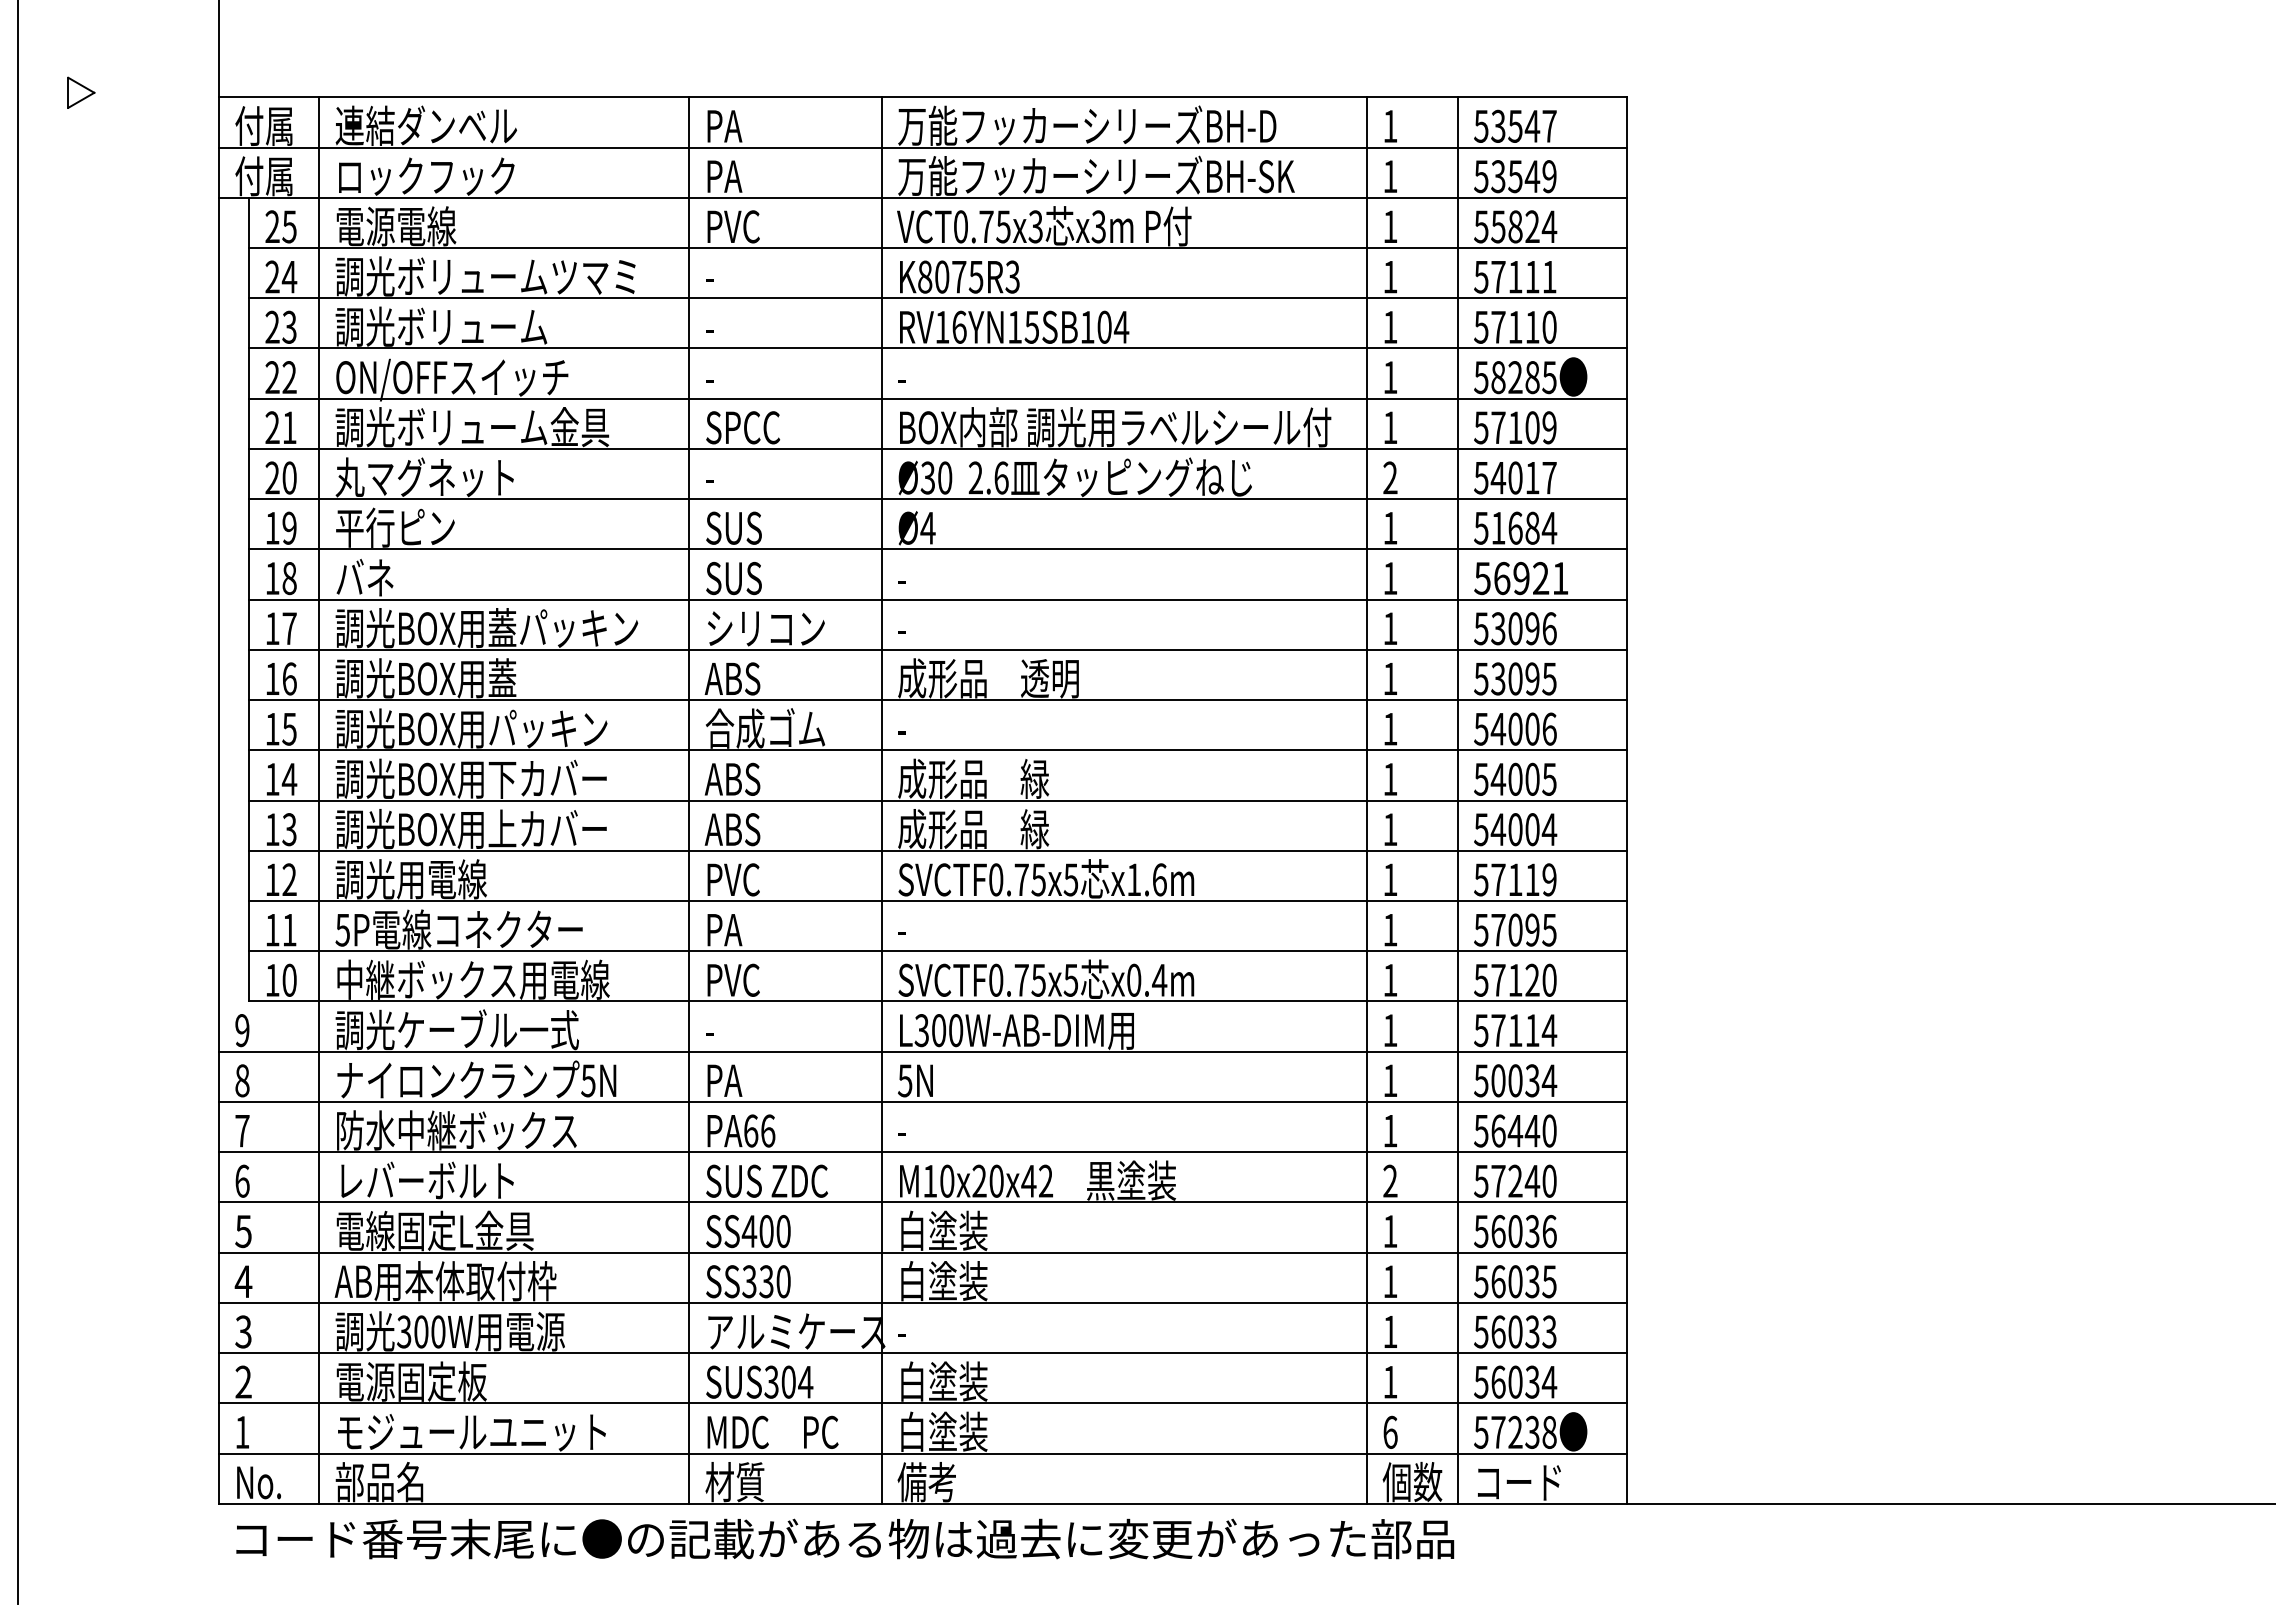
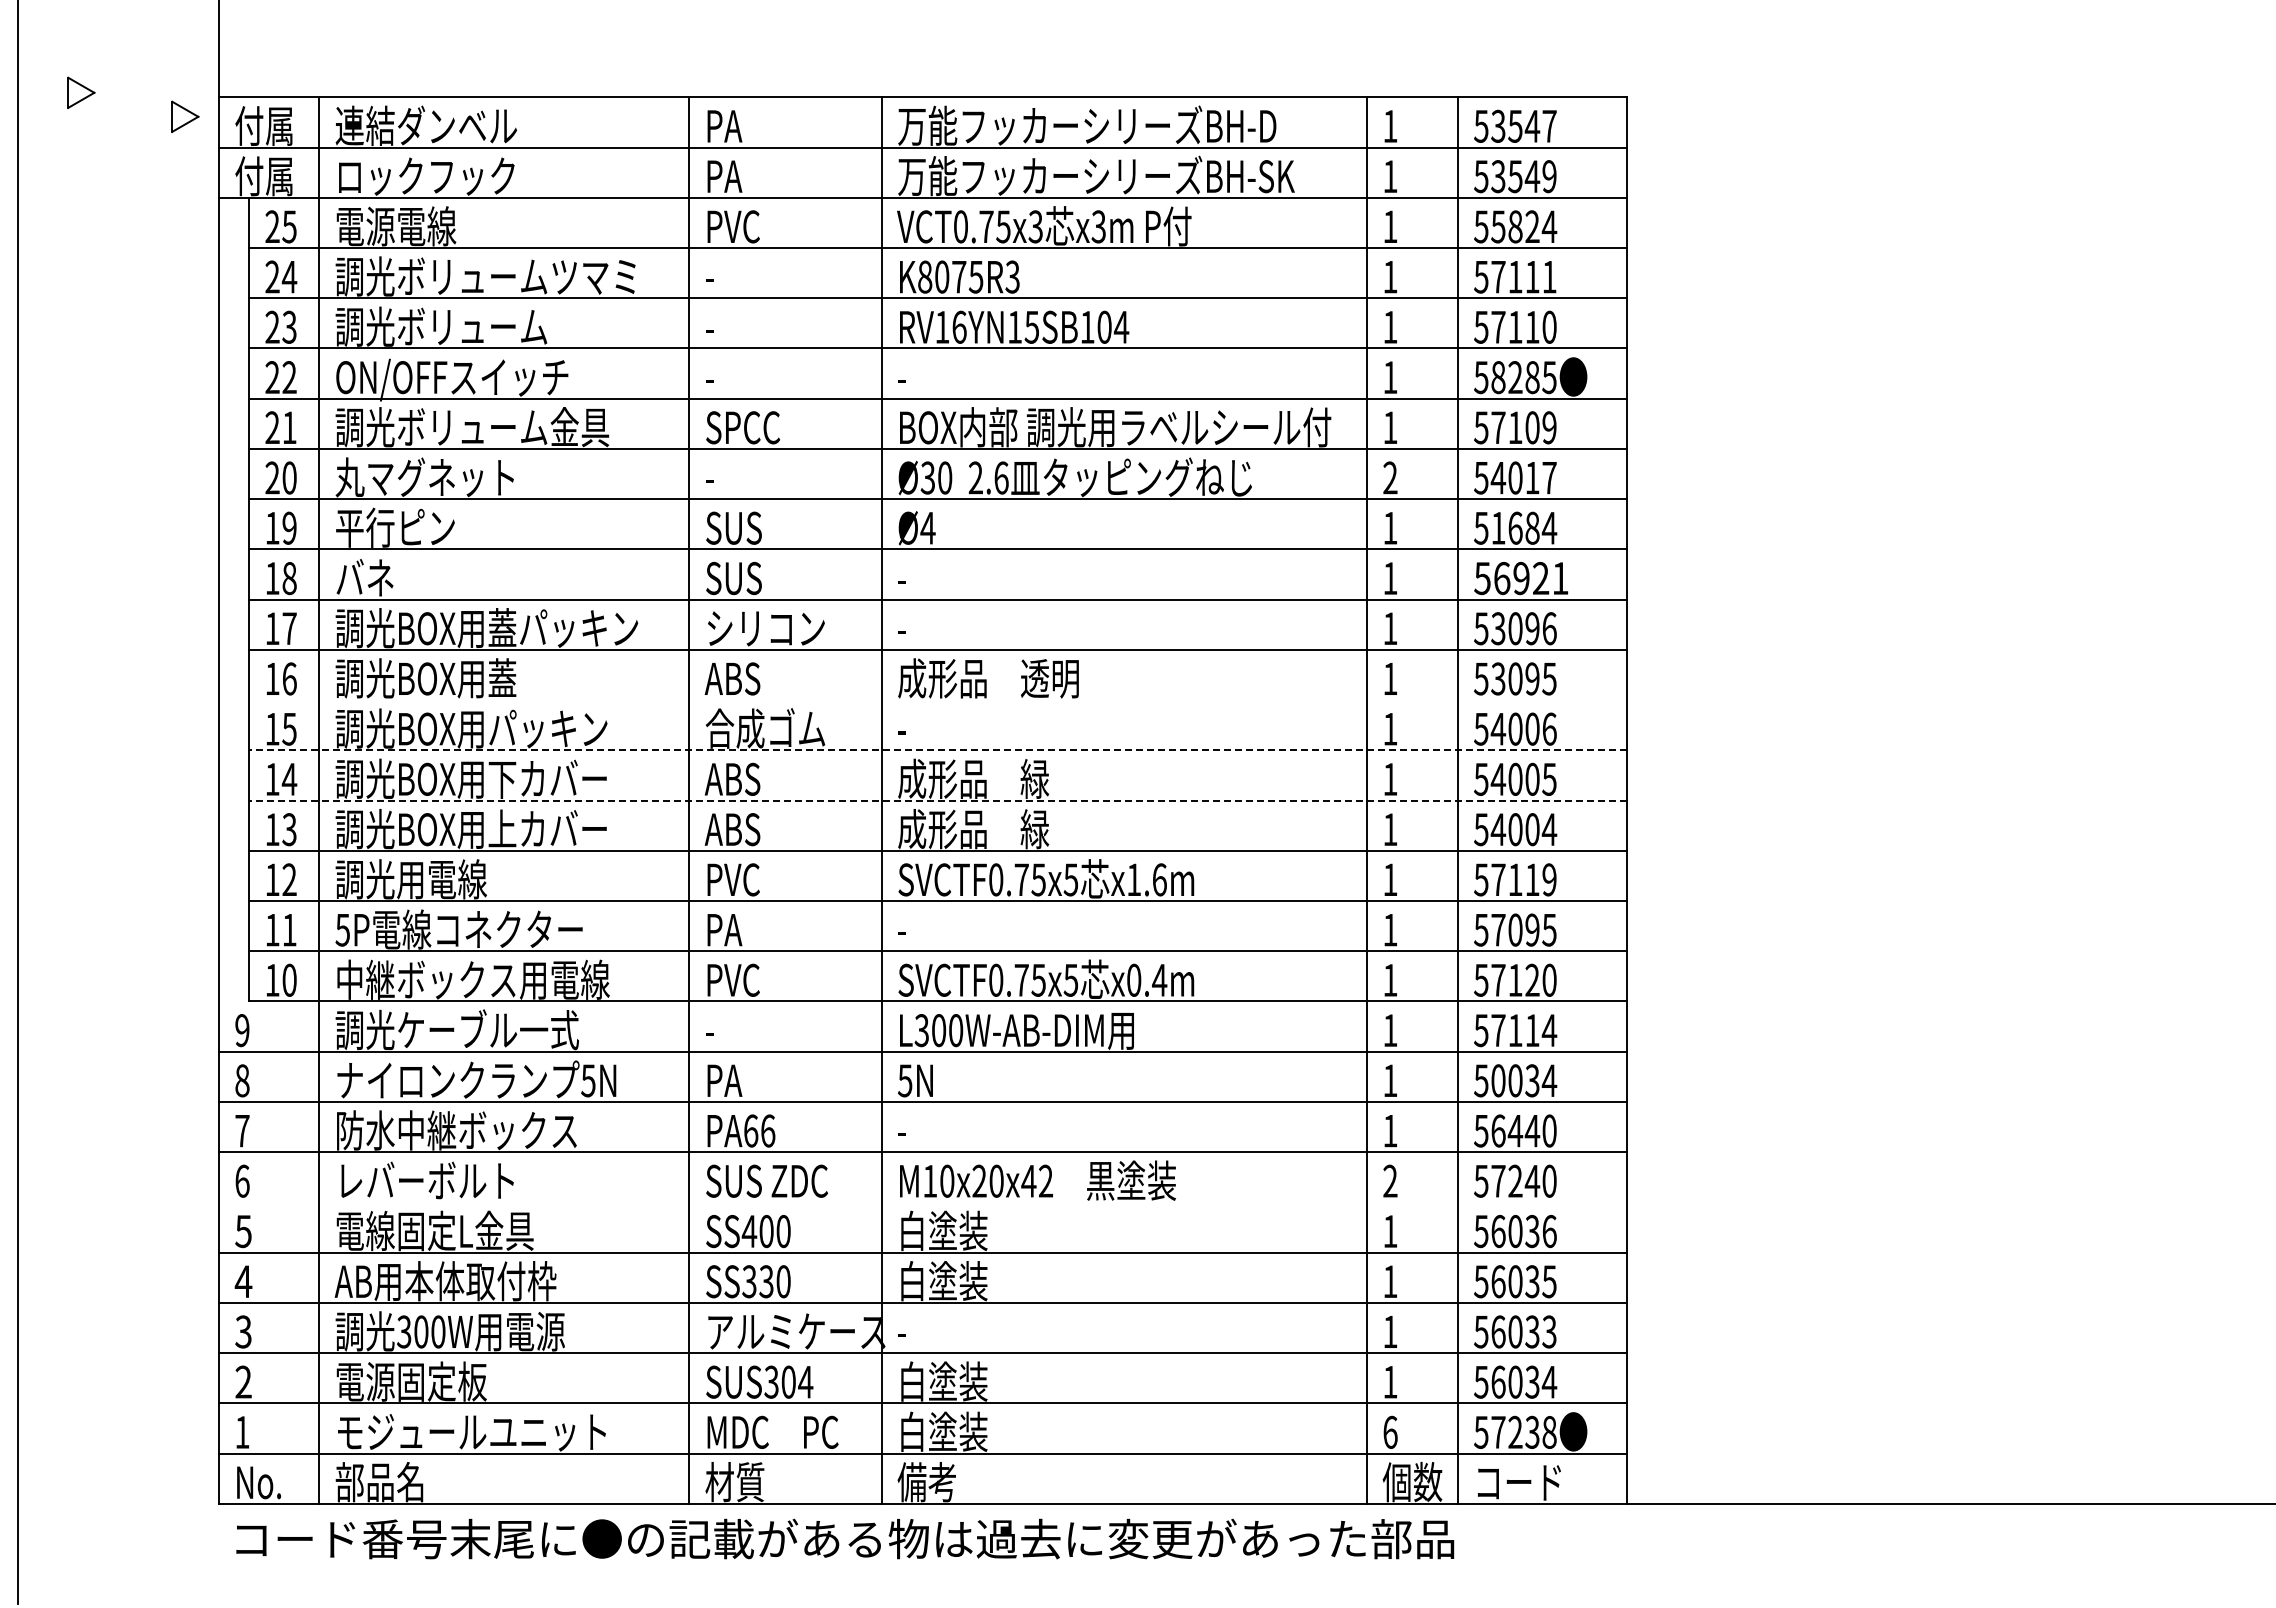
part: none -> present (185, 116)
line: present -> none (937, 700)
line: solid -> dashed (937, 750)
line: solid -> dashed (937, 800)
line: present -> none (922, 1202)
